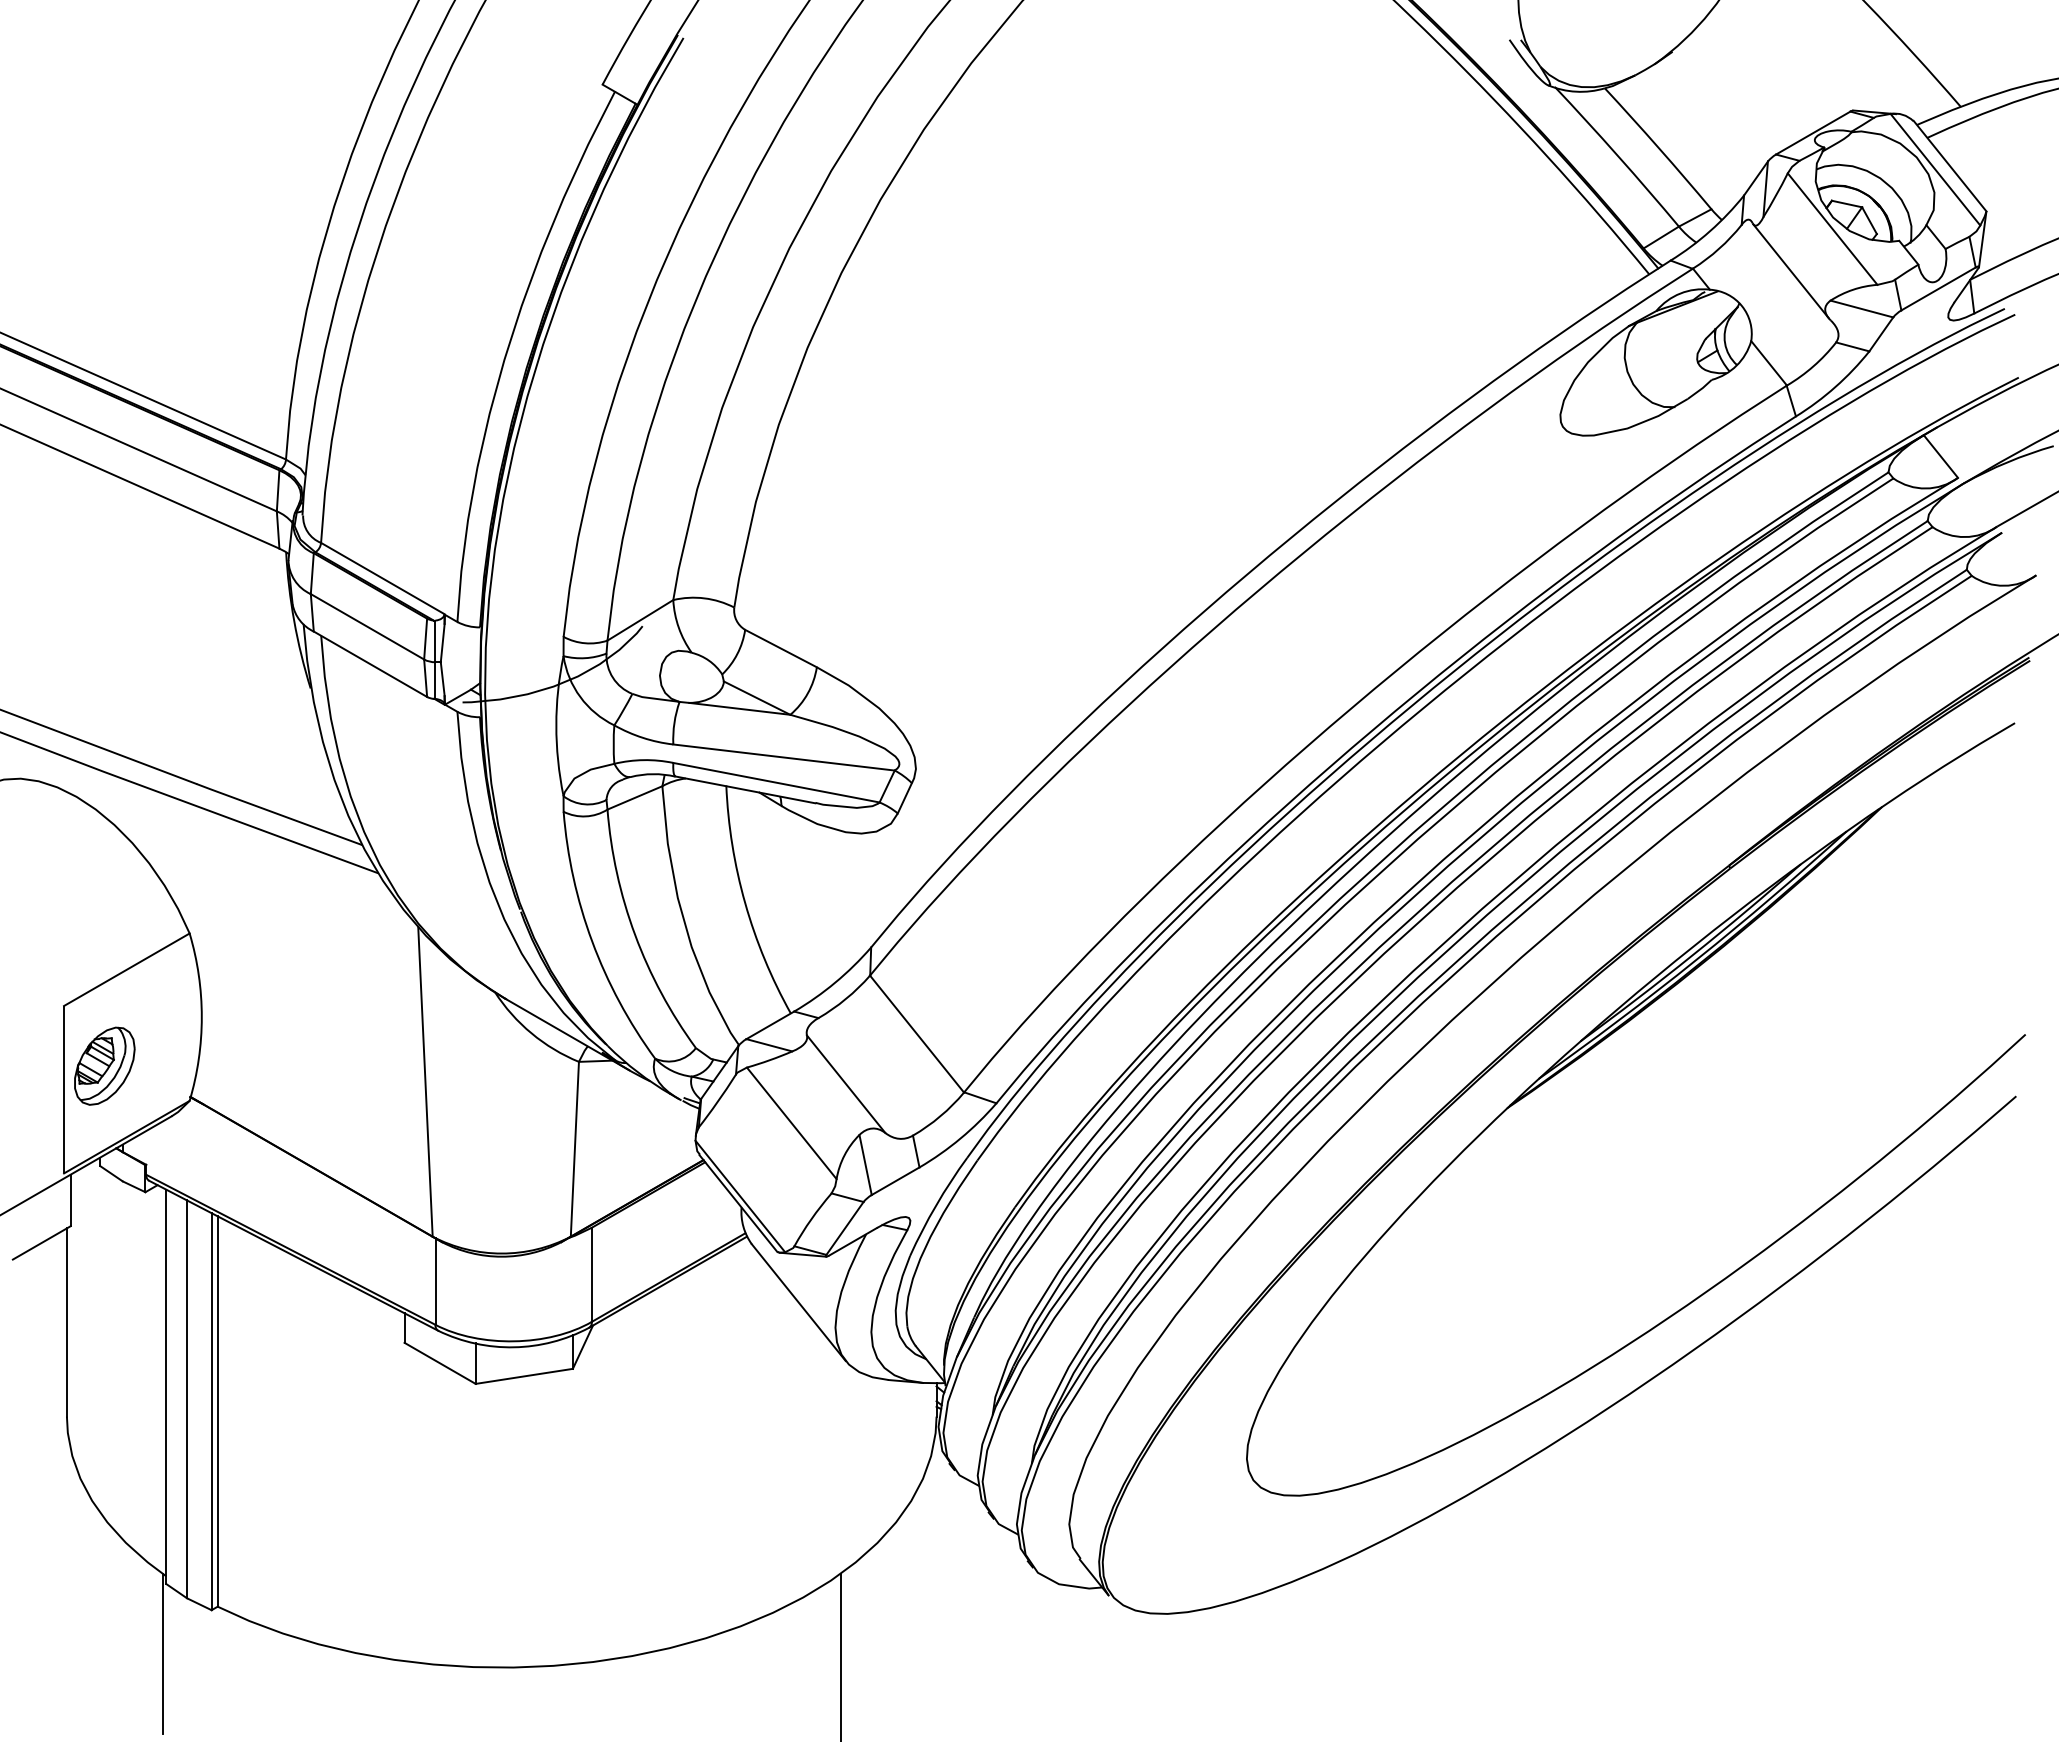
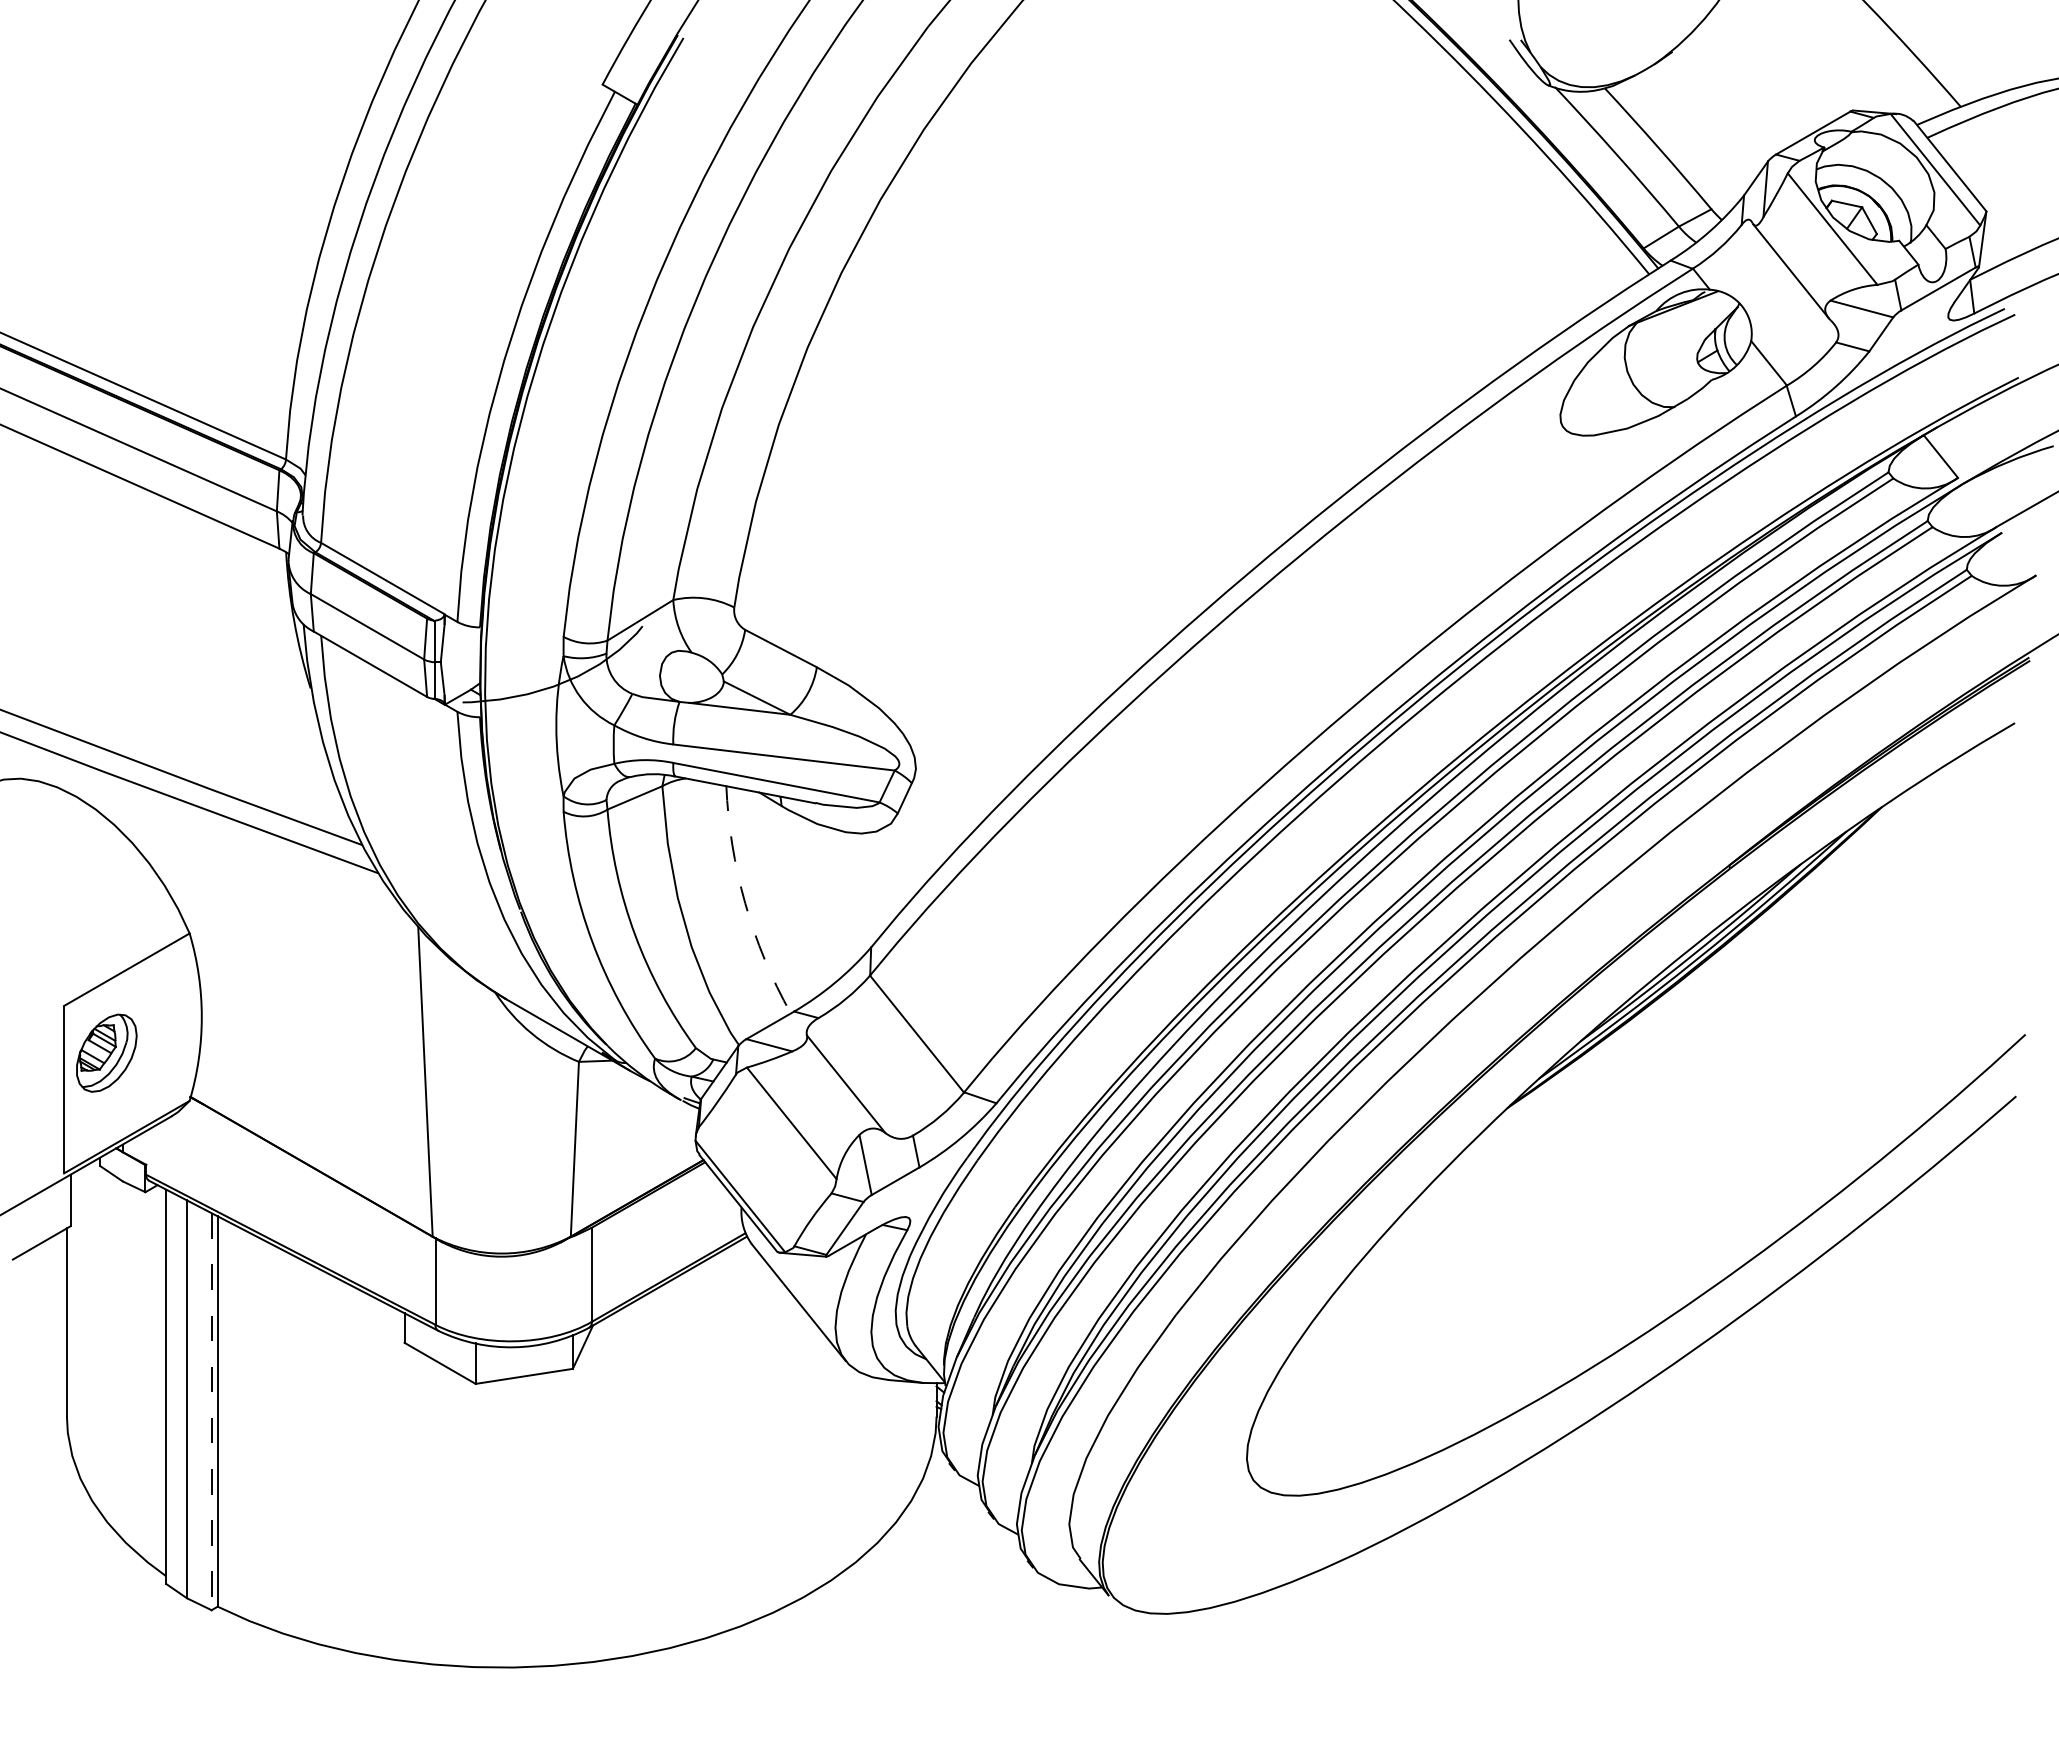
arc: solid -> dashed (745, 903)
part position: (104, 1065) -> (106, 1052) (106, 1052)
line: solid -> dashed (211, 1412)
line: present -> none (162, 1653)
line: present -> none (840, 1655)
